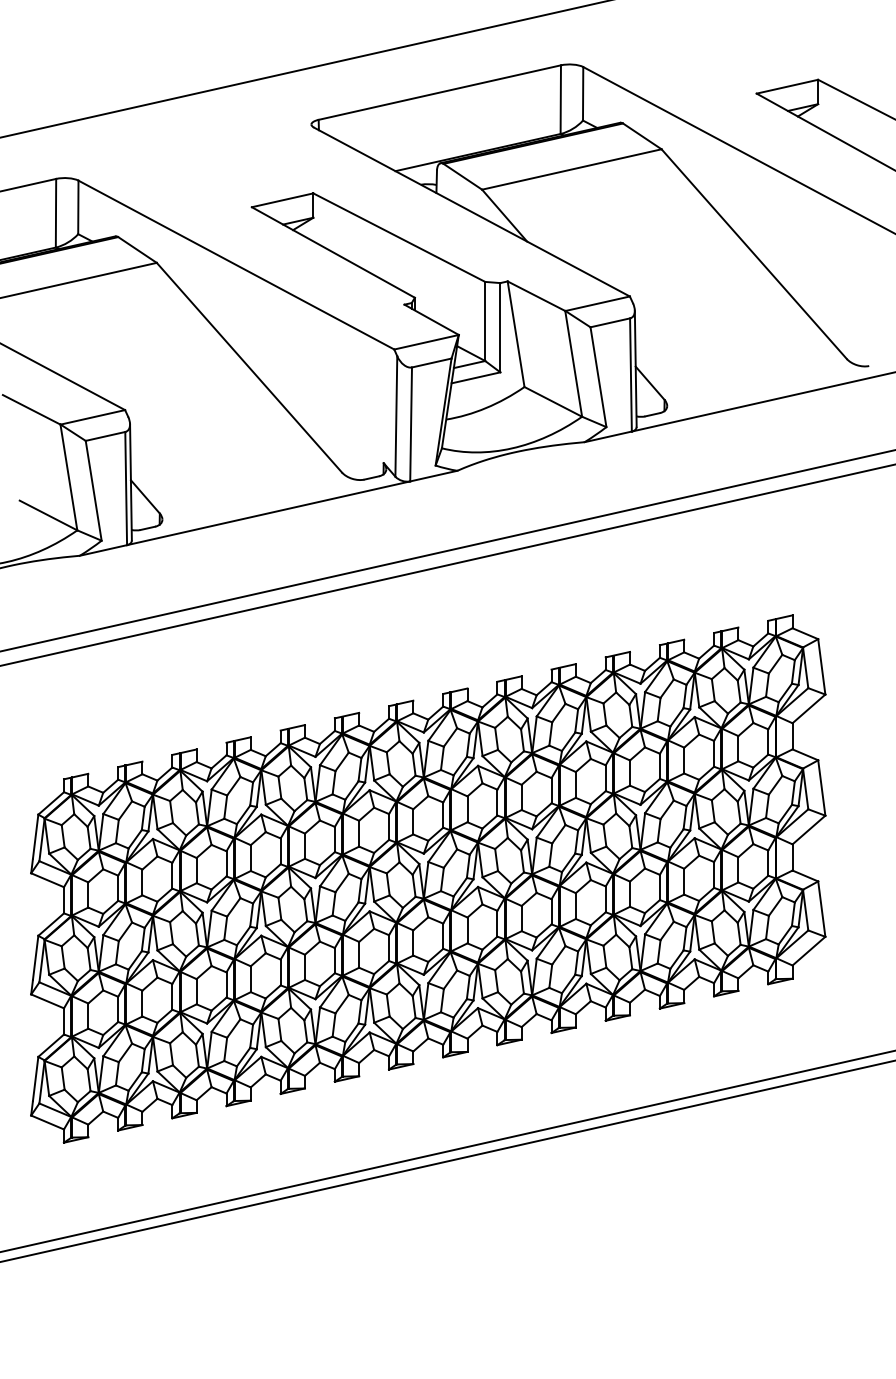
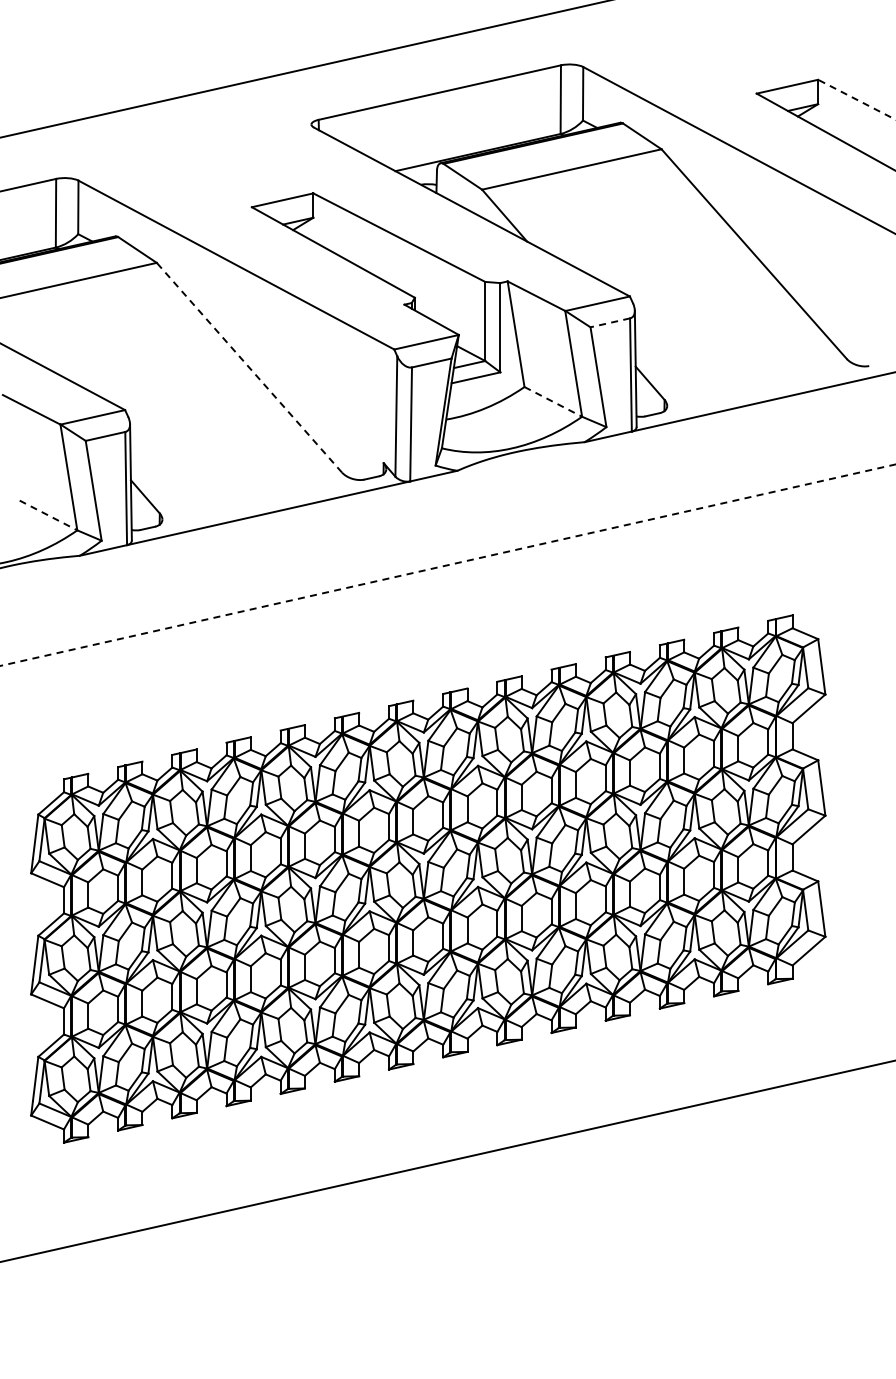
line: solid -> dashed (856, 99)
line: solid -> dashed (609, 322)
line: solid -> dashed (249, 367)
line: solid -> dashed (553, 402)
line: solid -> dashed (48, 515)
line: present -> none (447, 550)
line: solid -> dashed (448, 565)
line: present -> none (447, 1151)
